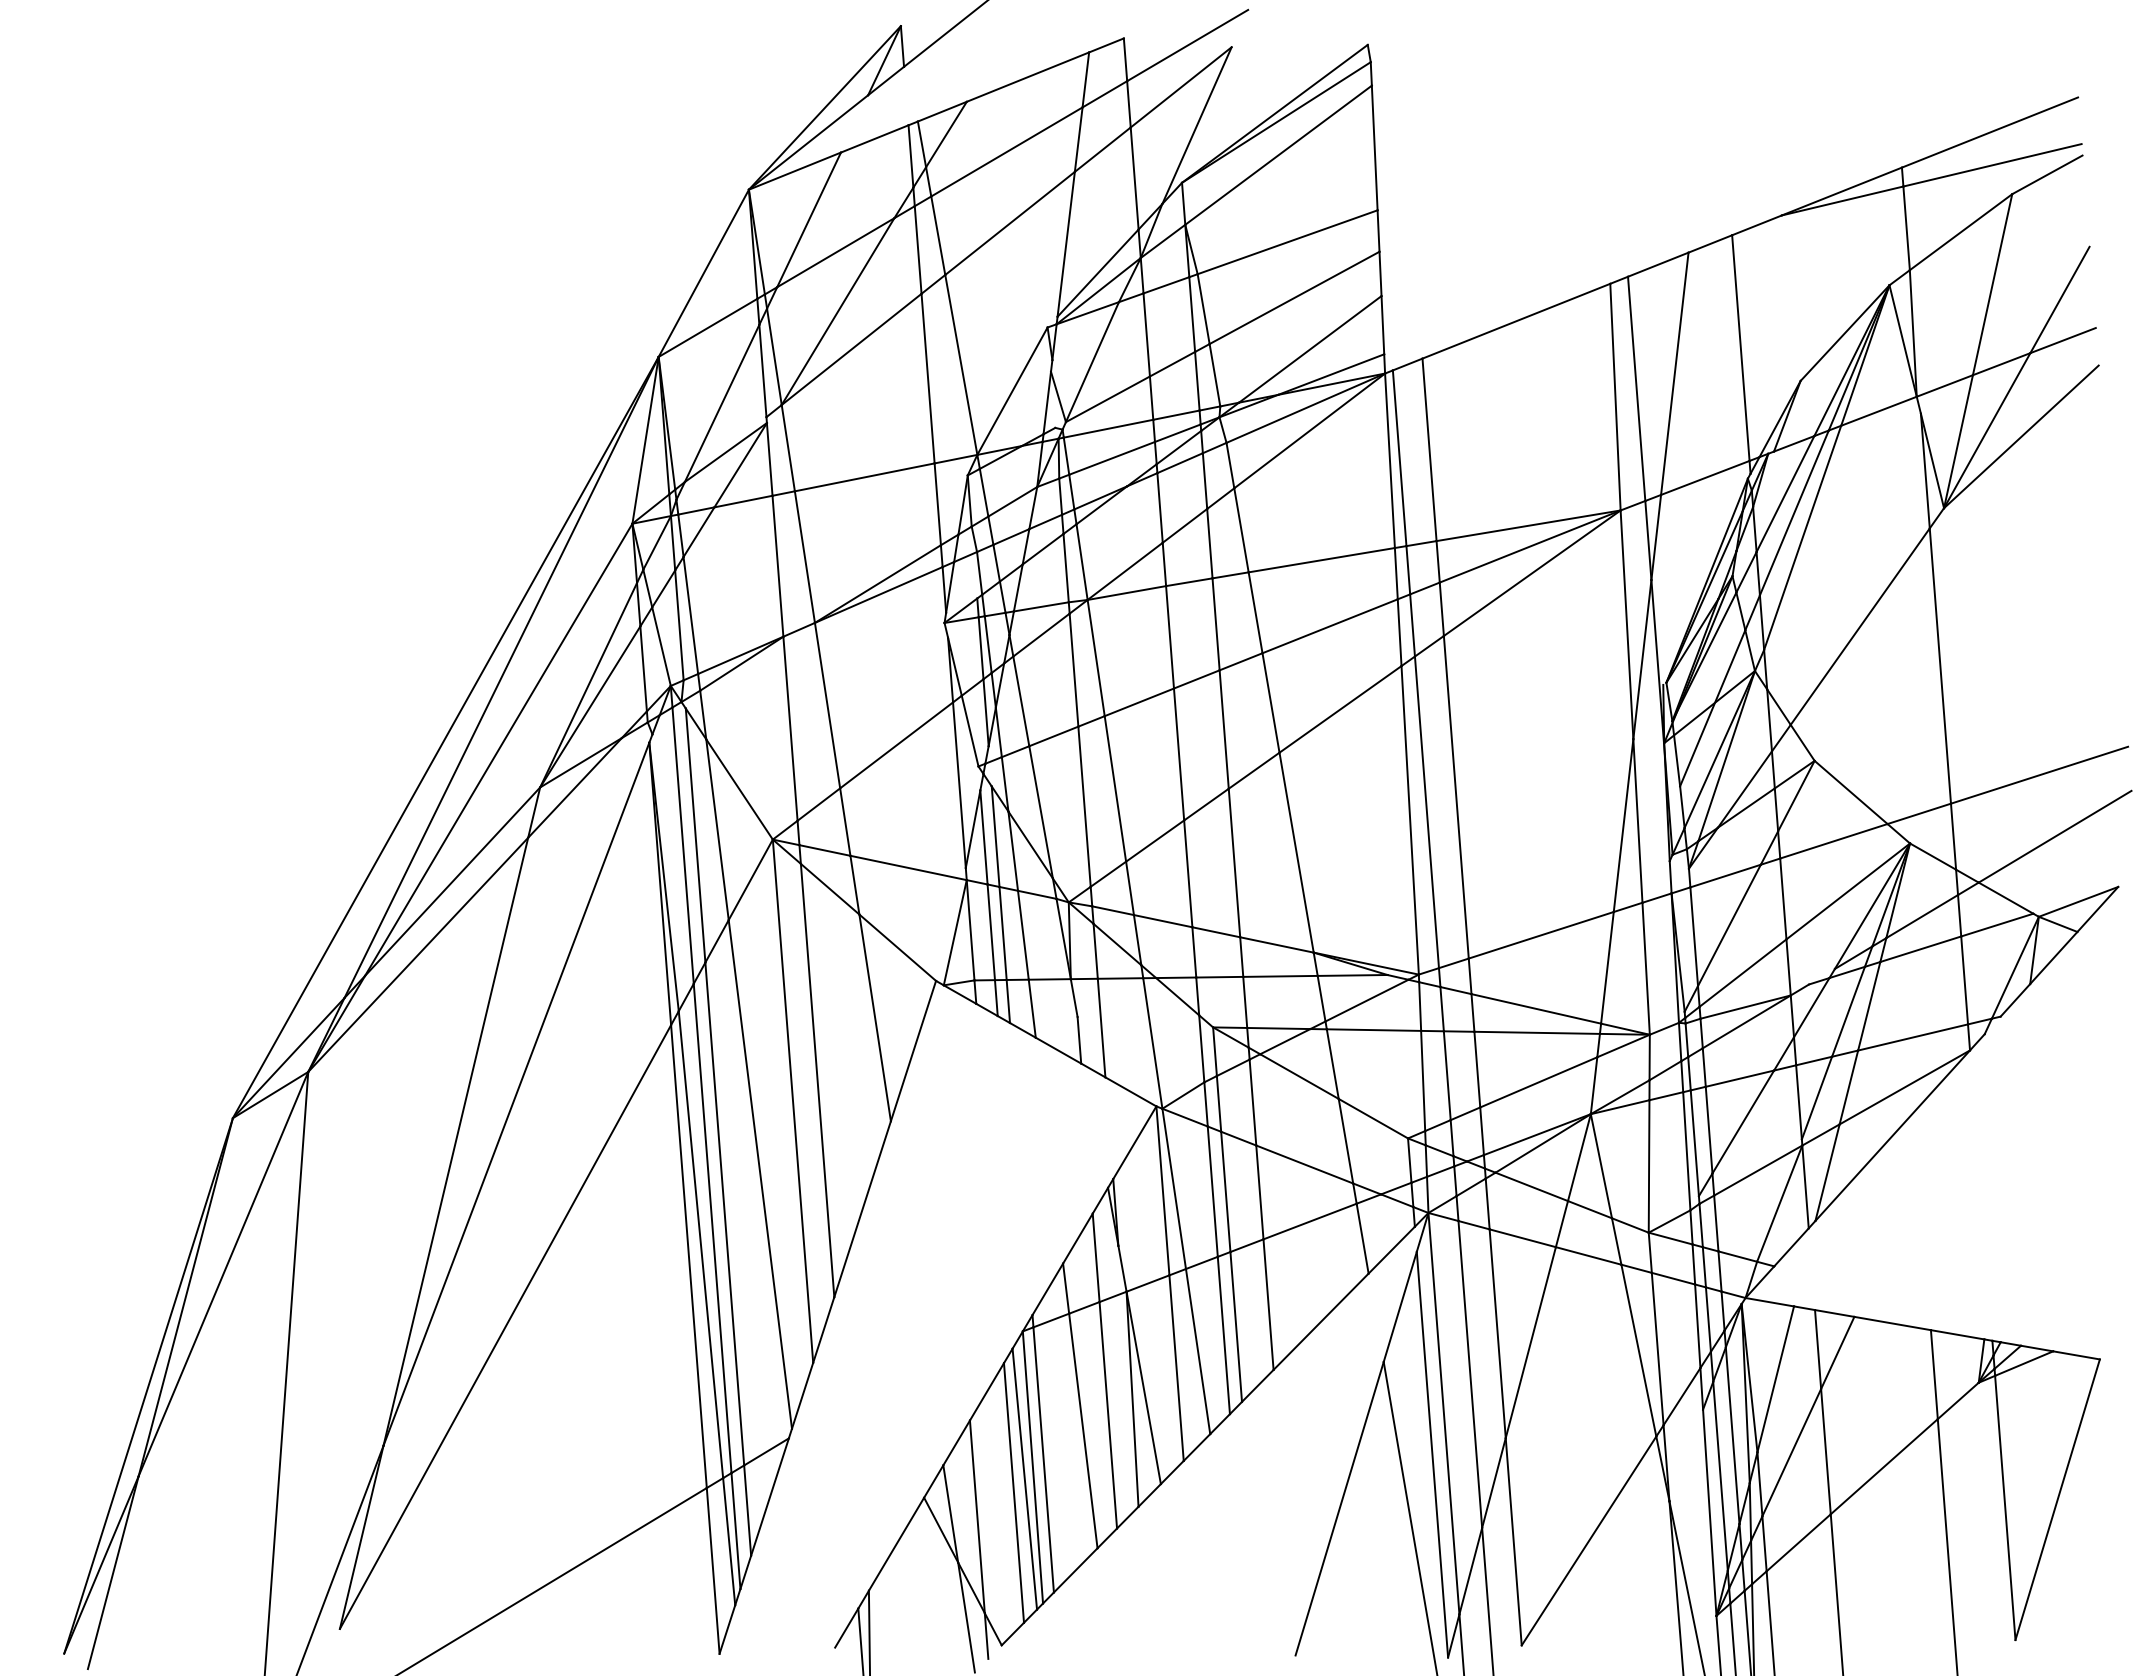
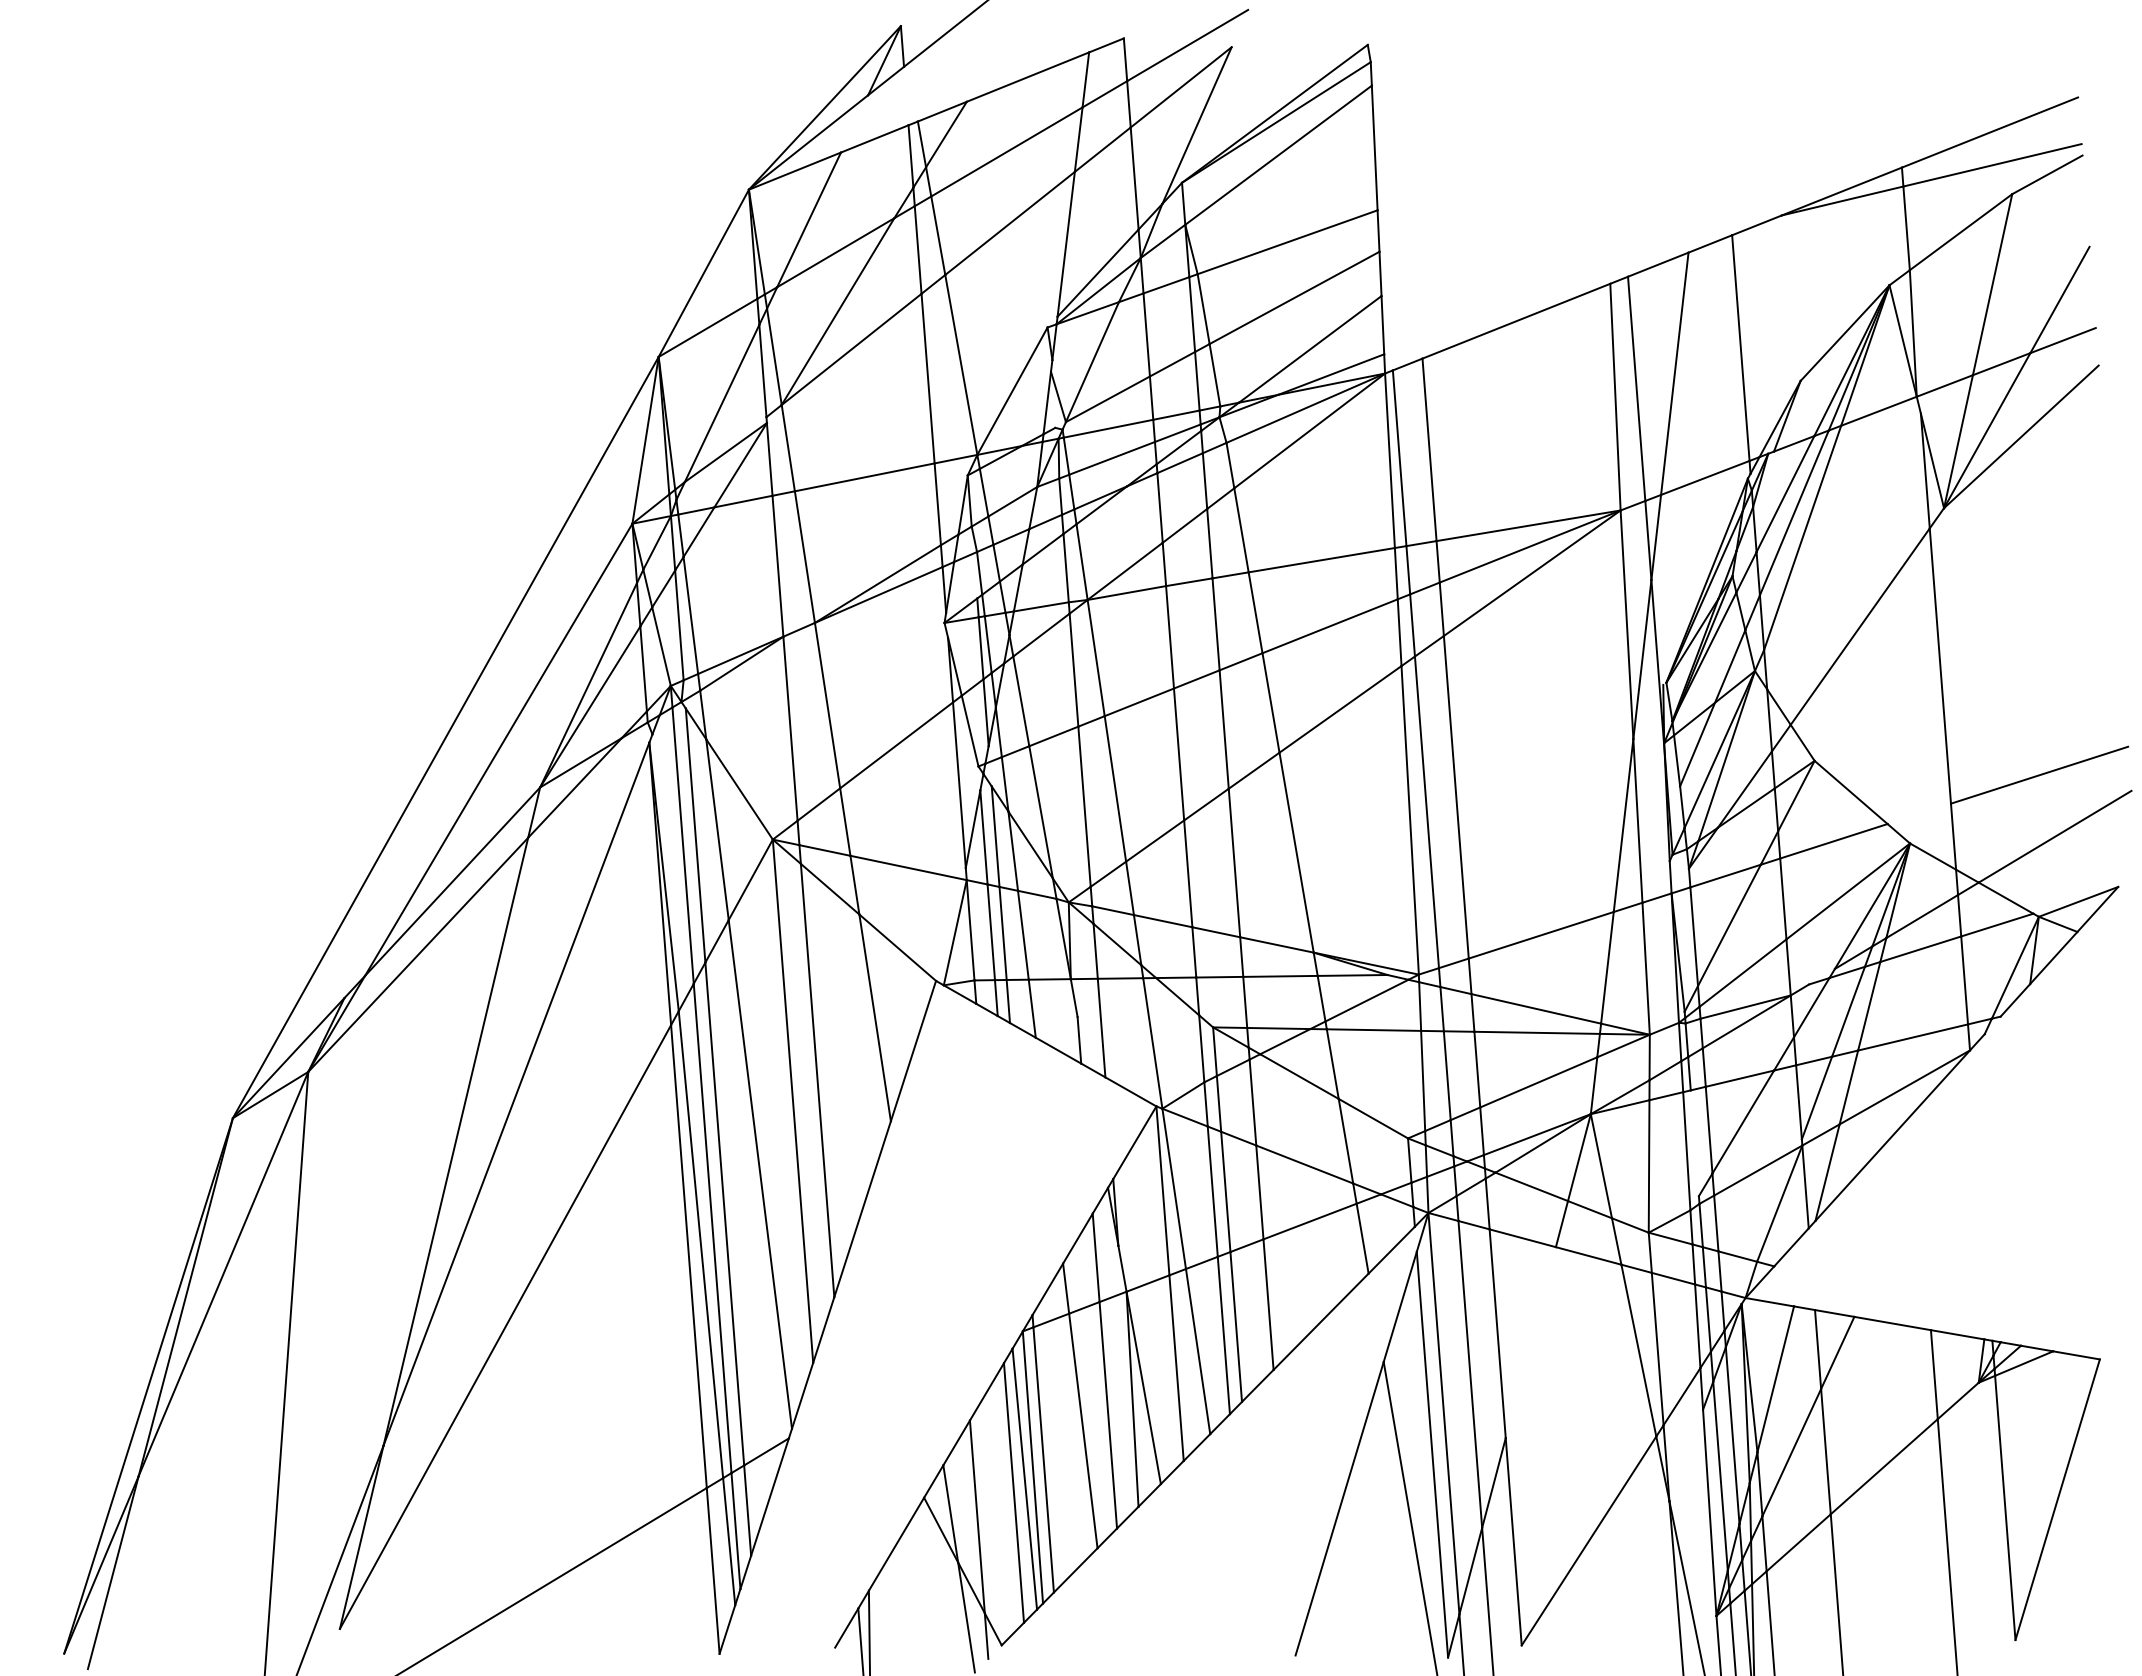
line: present -> none (501, 677)
line: present -> none (1918, 813)
line: present -> none (1694, 1143)
line: present -> none (1530, 1342)
